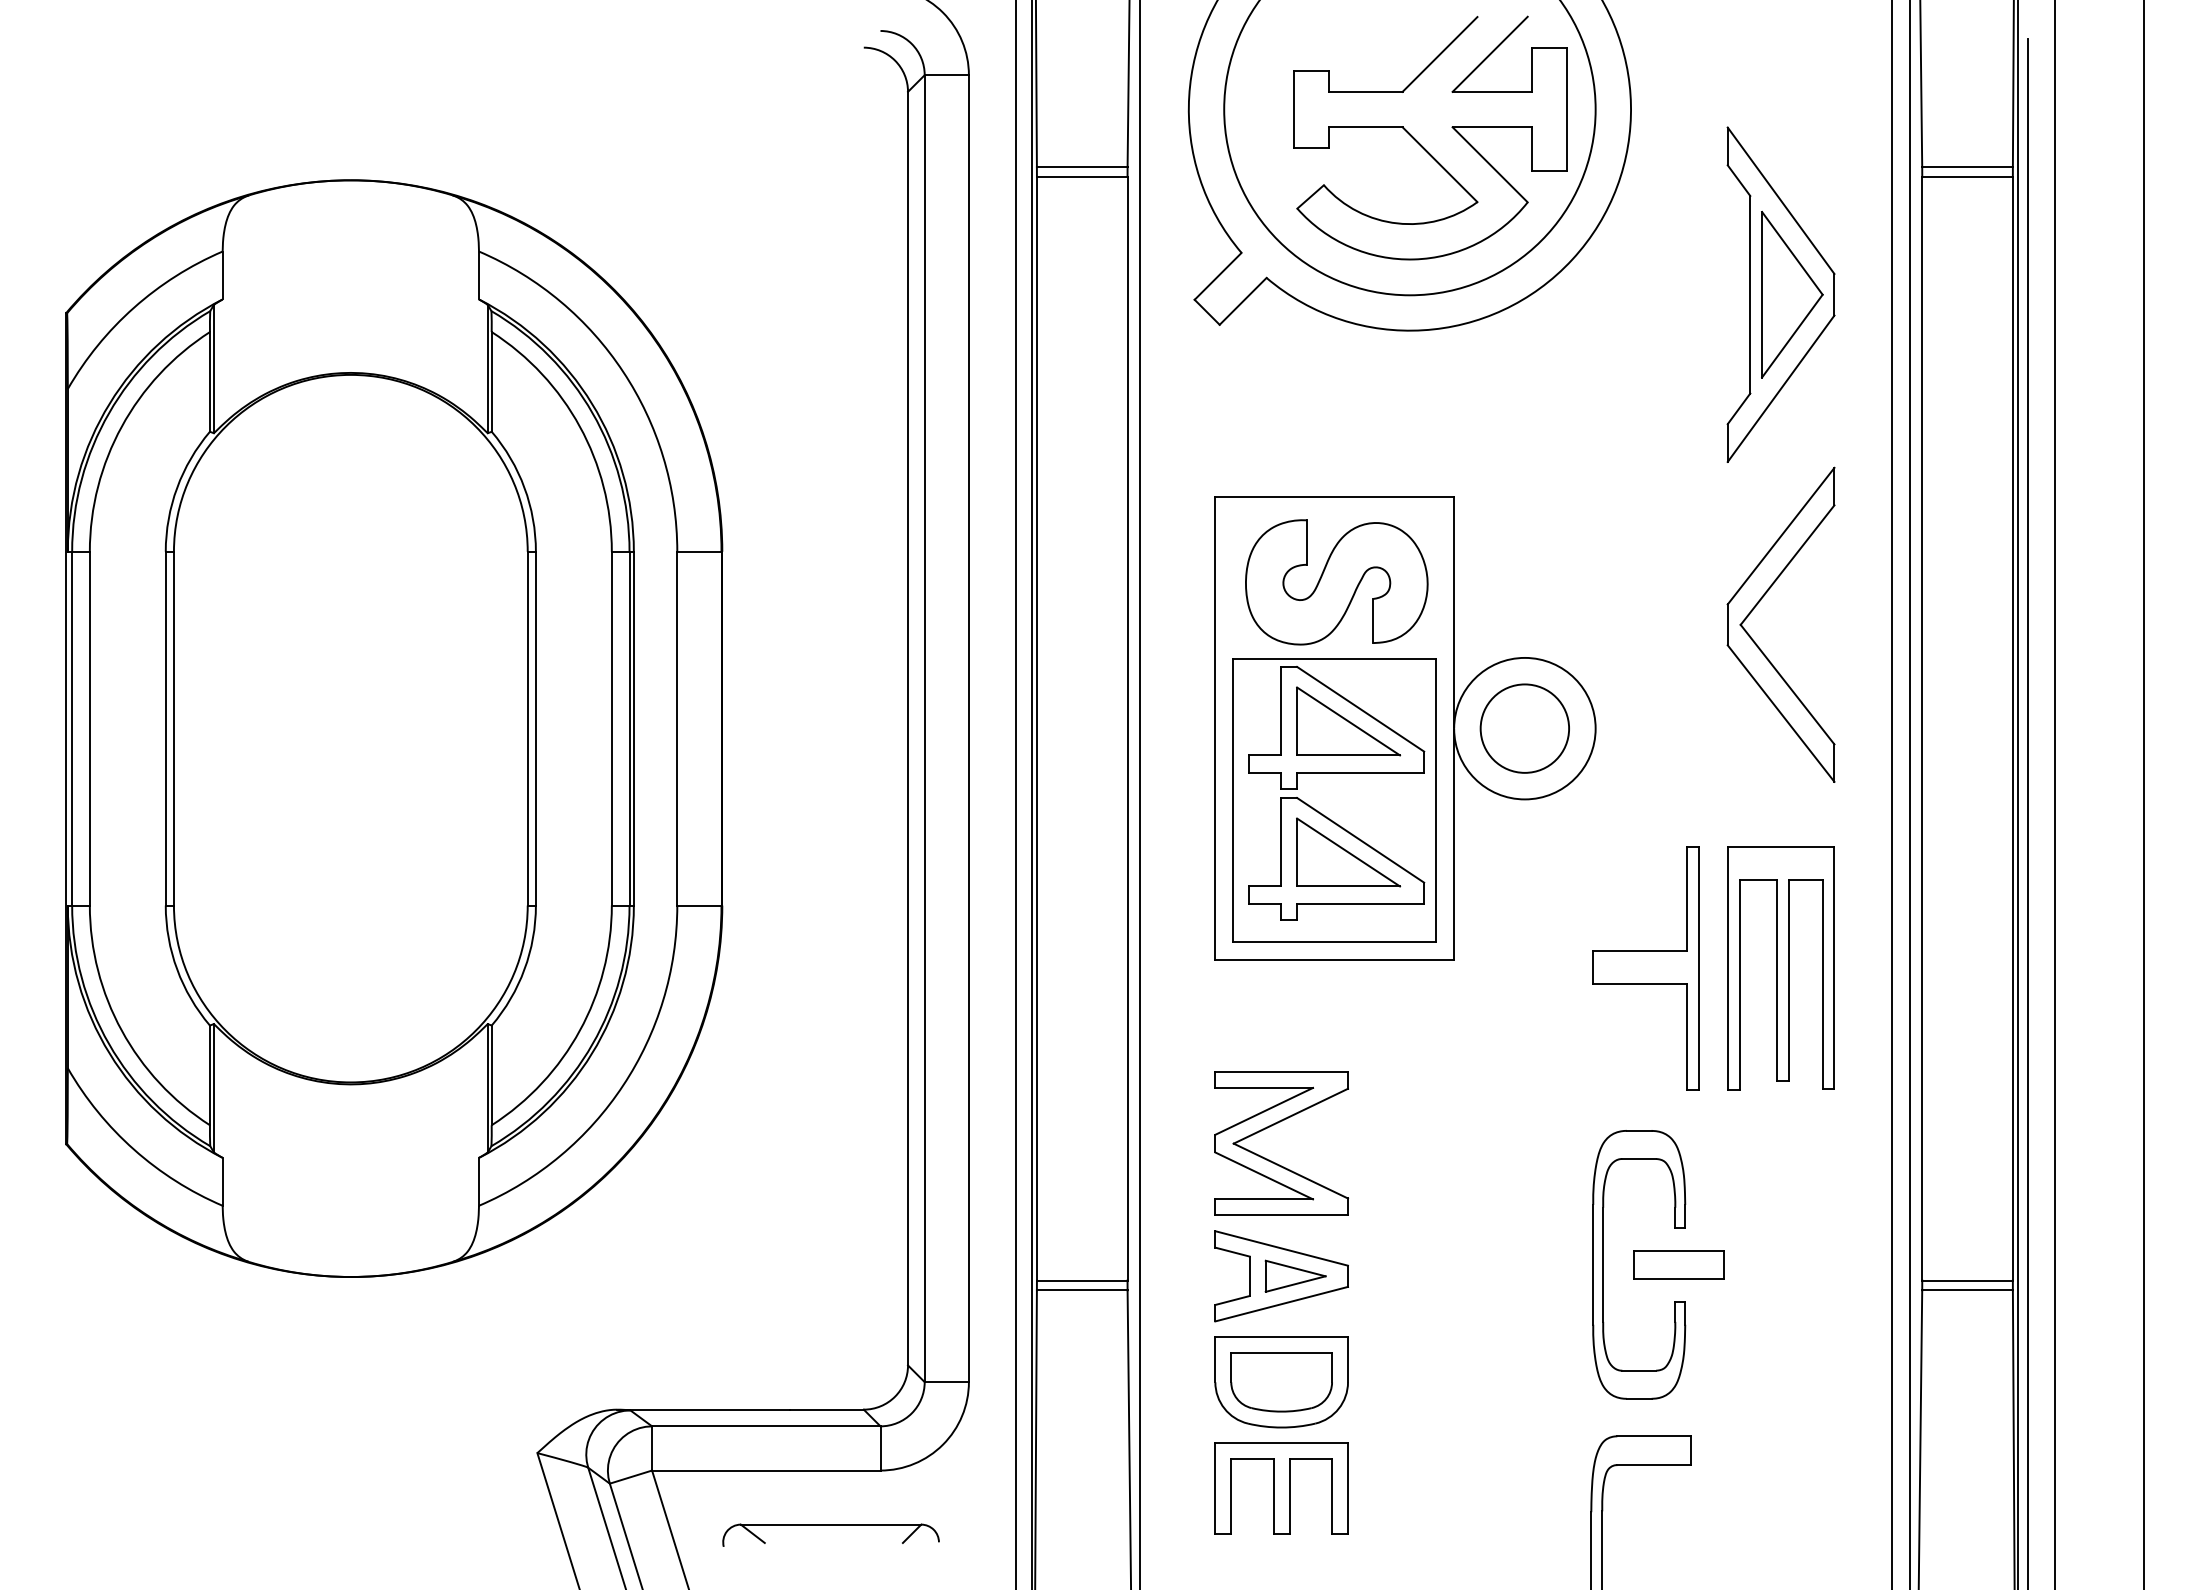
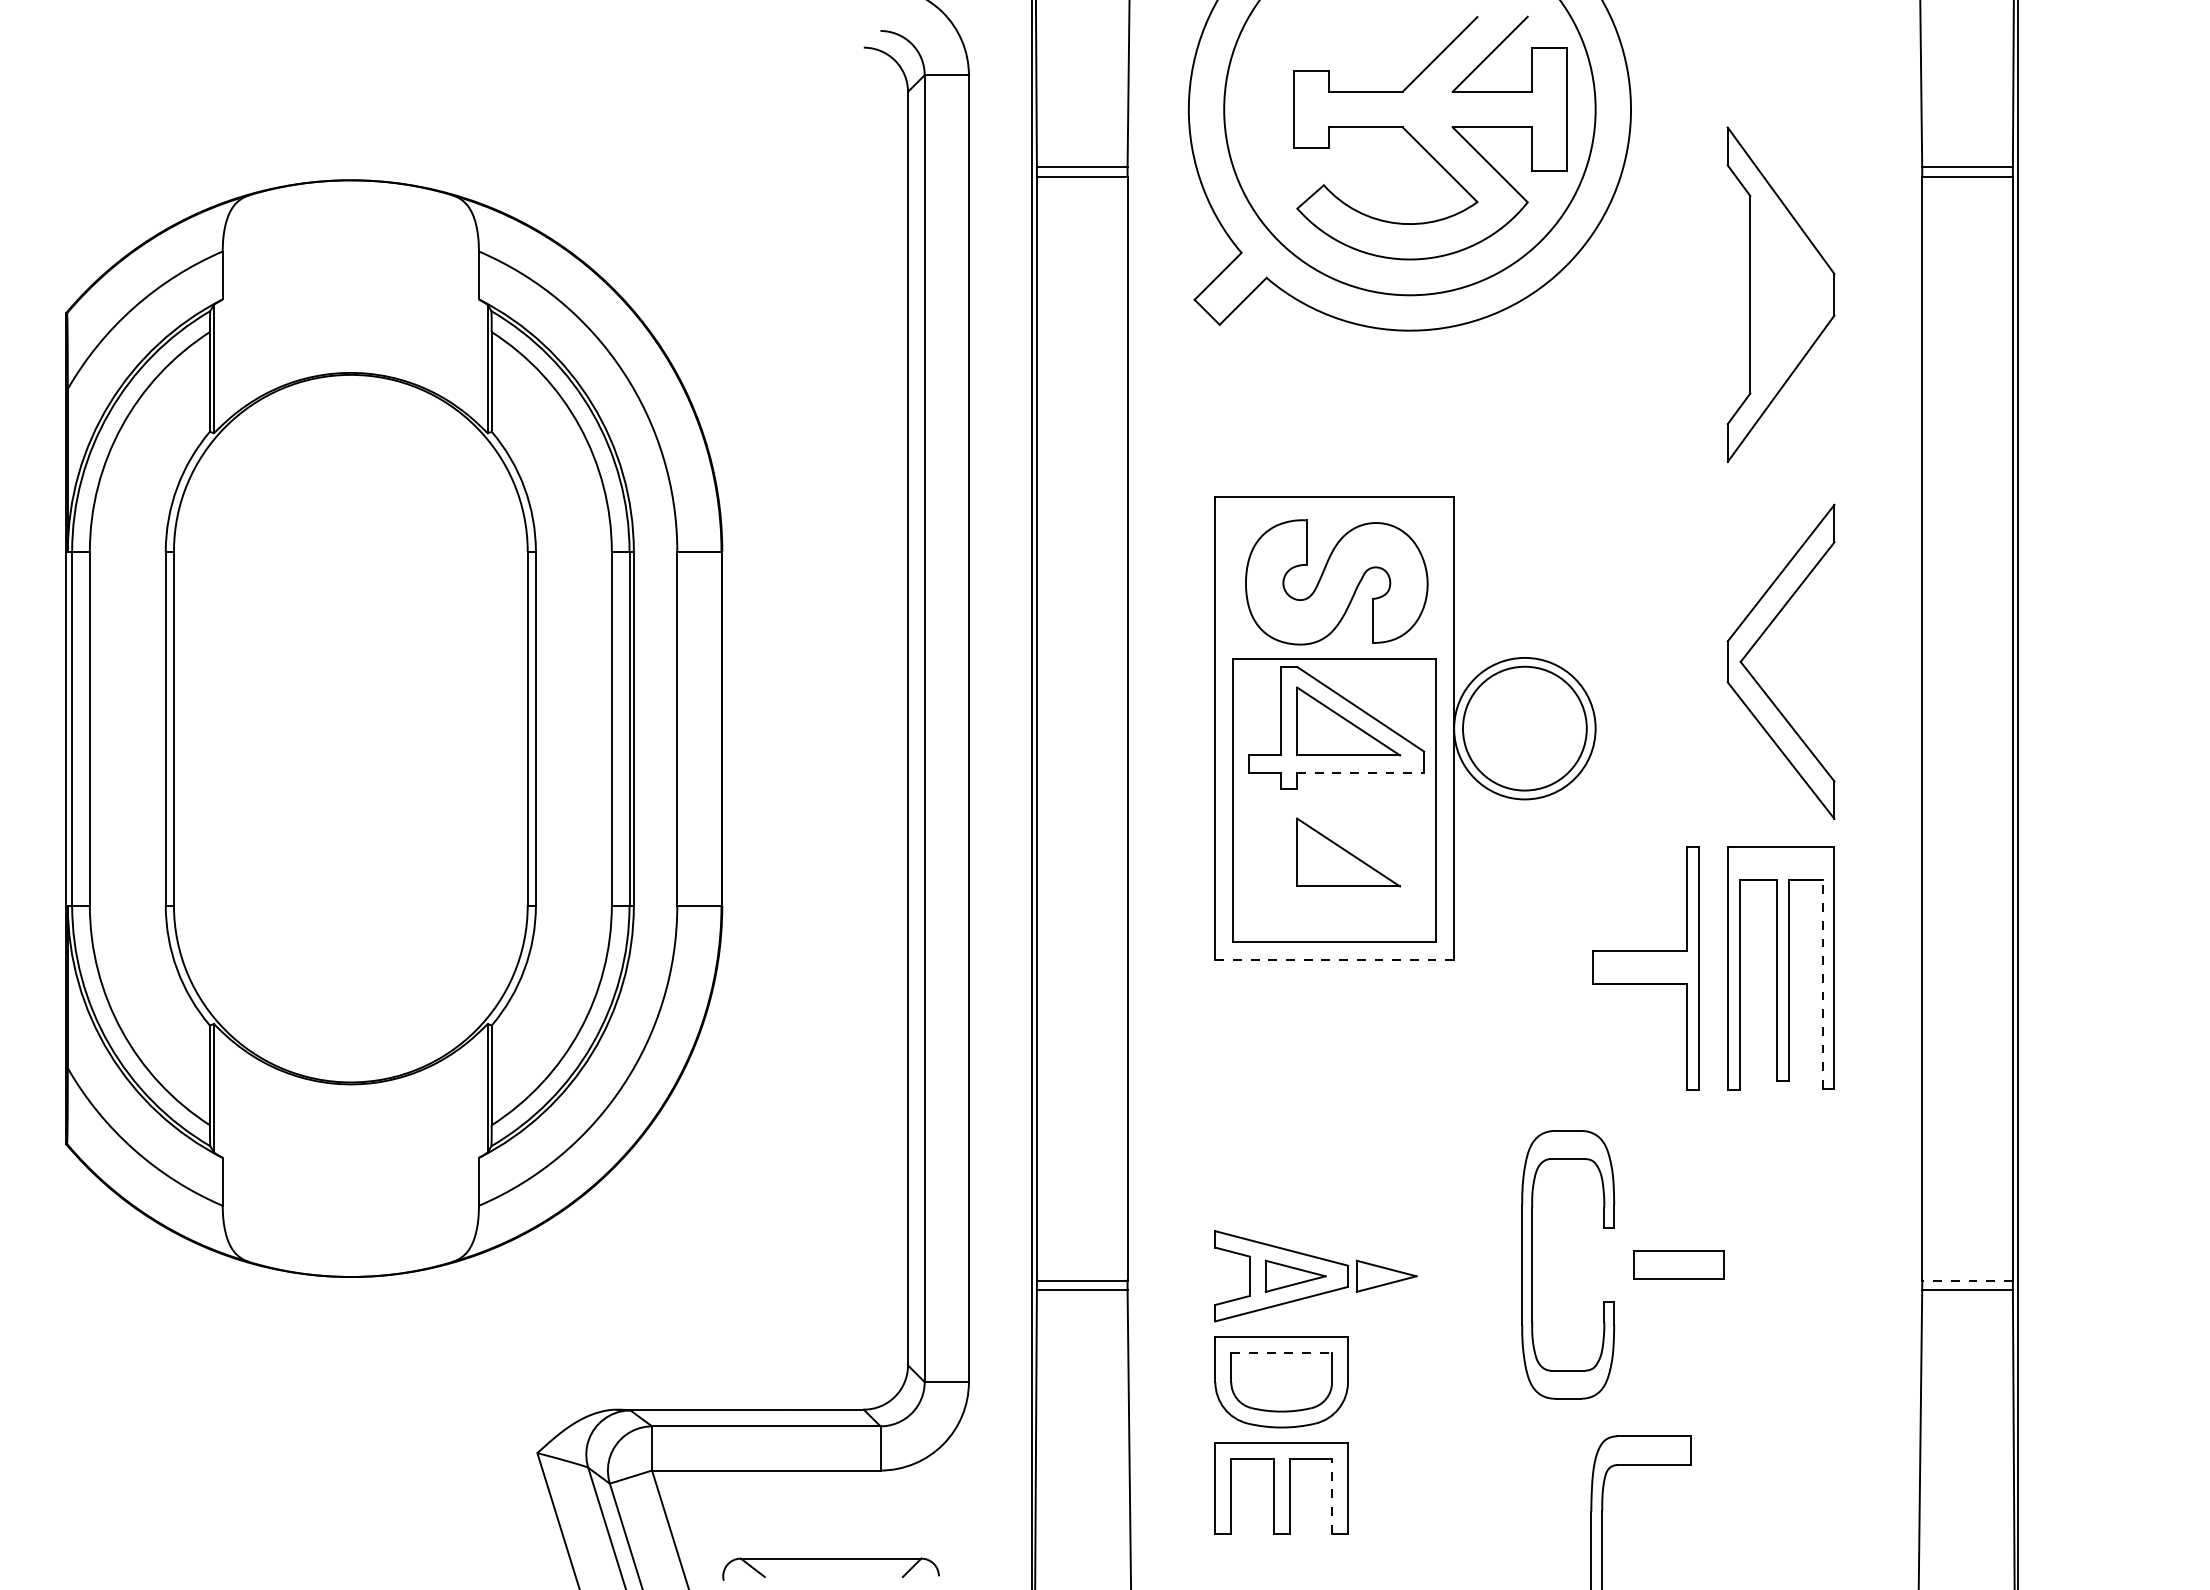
part: present -> none (1792, 294)
part position: (1757, 605) -> (1757, 642) (1757, 642)
circle diameter: 88 px -> 124 px (1524, 728)
line: solid -> dashed (1360, 772)
line: present -> none (1015, 794)
line: present -> none (1139, 794)
line: present -> none (1892, 794)
line: present -> none (1909, 794)
line: present -> none (2055, 794)
line: present -> none (2143, 794)
line: present -> none (2028, 812)
part: present -> none (1336, 858)
line: solid -> dashed (1335, 960)
line: solid -> dashed (1822, 983)
part: present -> none (1272, 1126)
part position: (1603, 1264) -> (1532, 1264) (1532, 1264)
part: none -> present (1386, 1275)
line: solid -> dashed (1967, 1280)
line: solid -> dashed (1282, 1353)
line: solid -> dashed (1332, 1496)
part position: (830, 1525) -> (830, 1559) (830, 1559)
